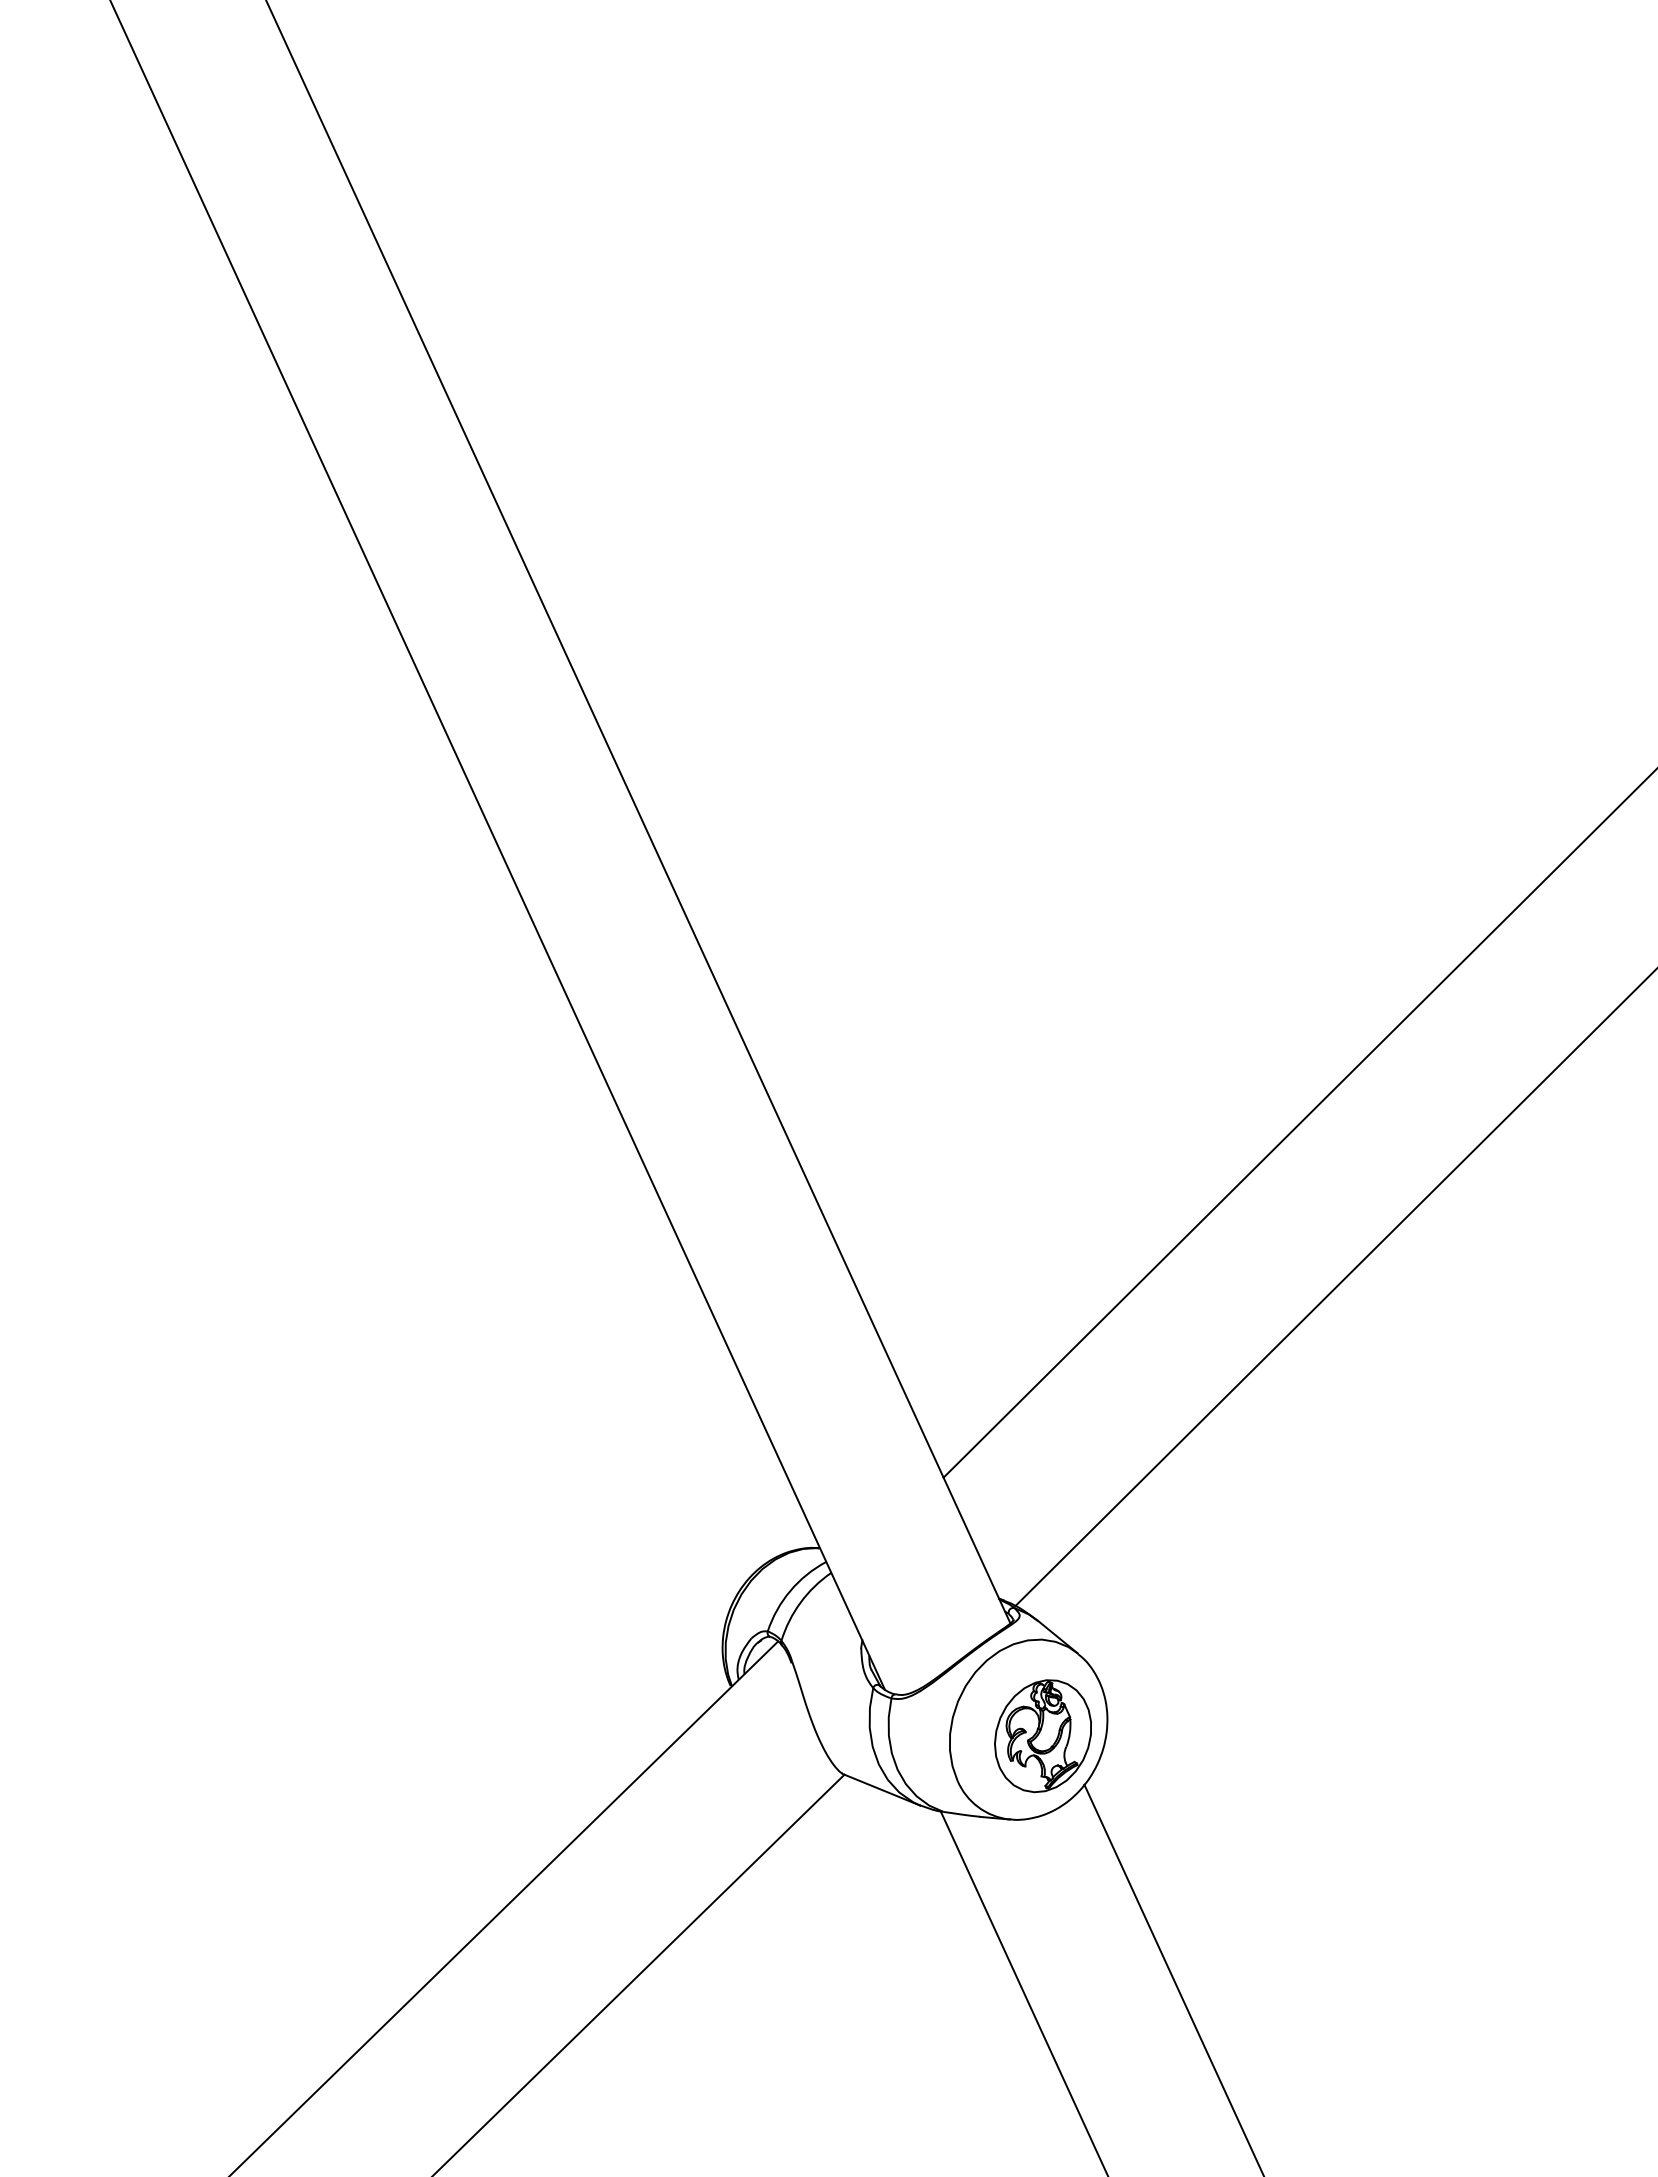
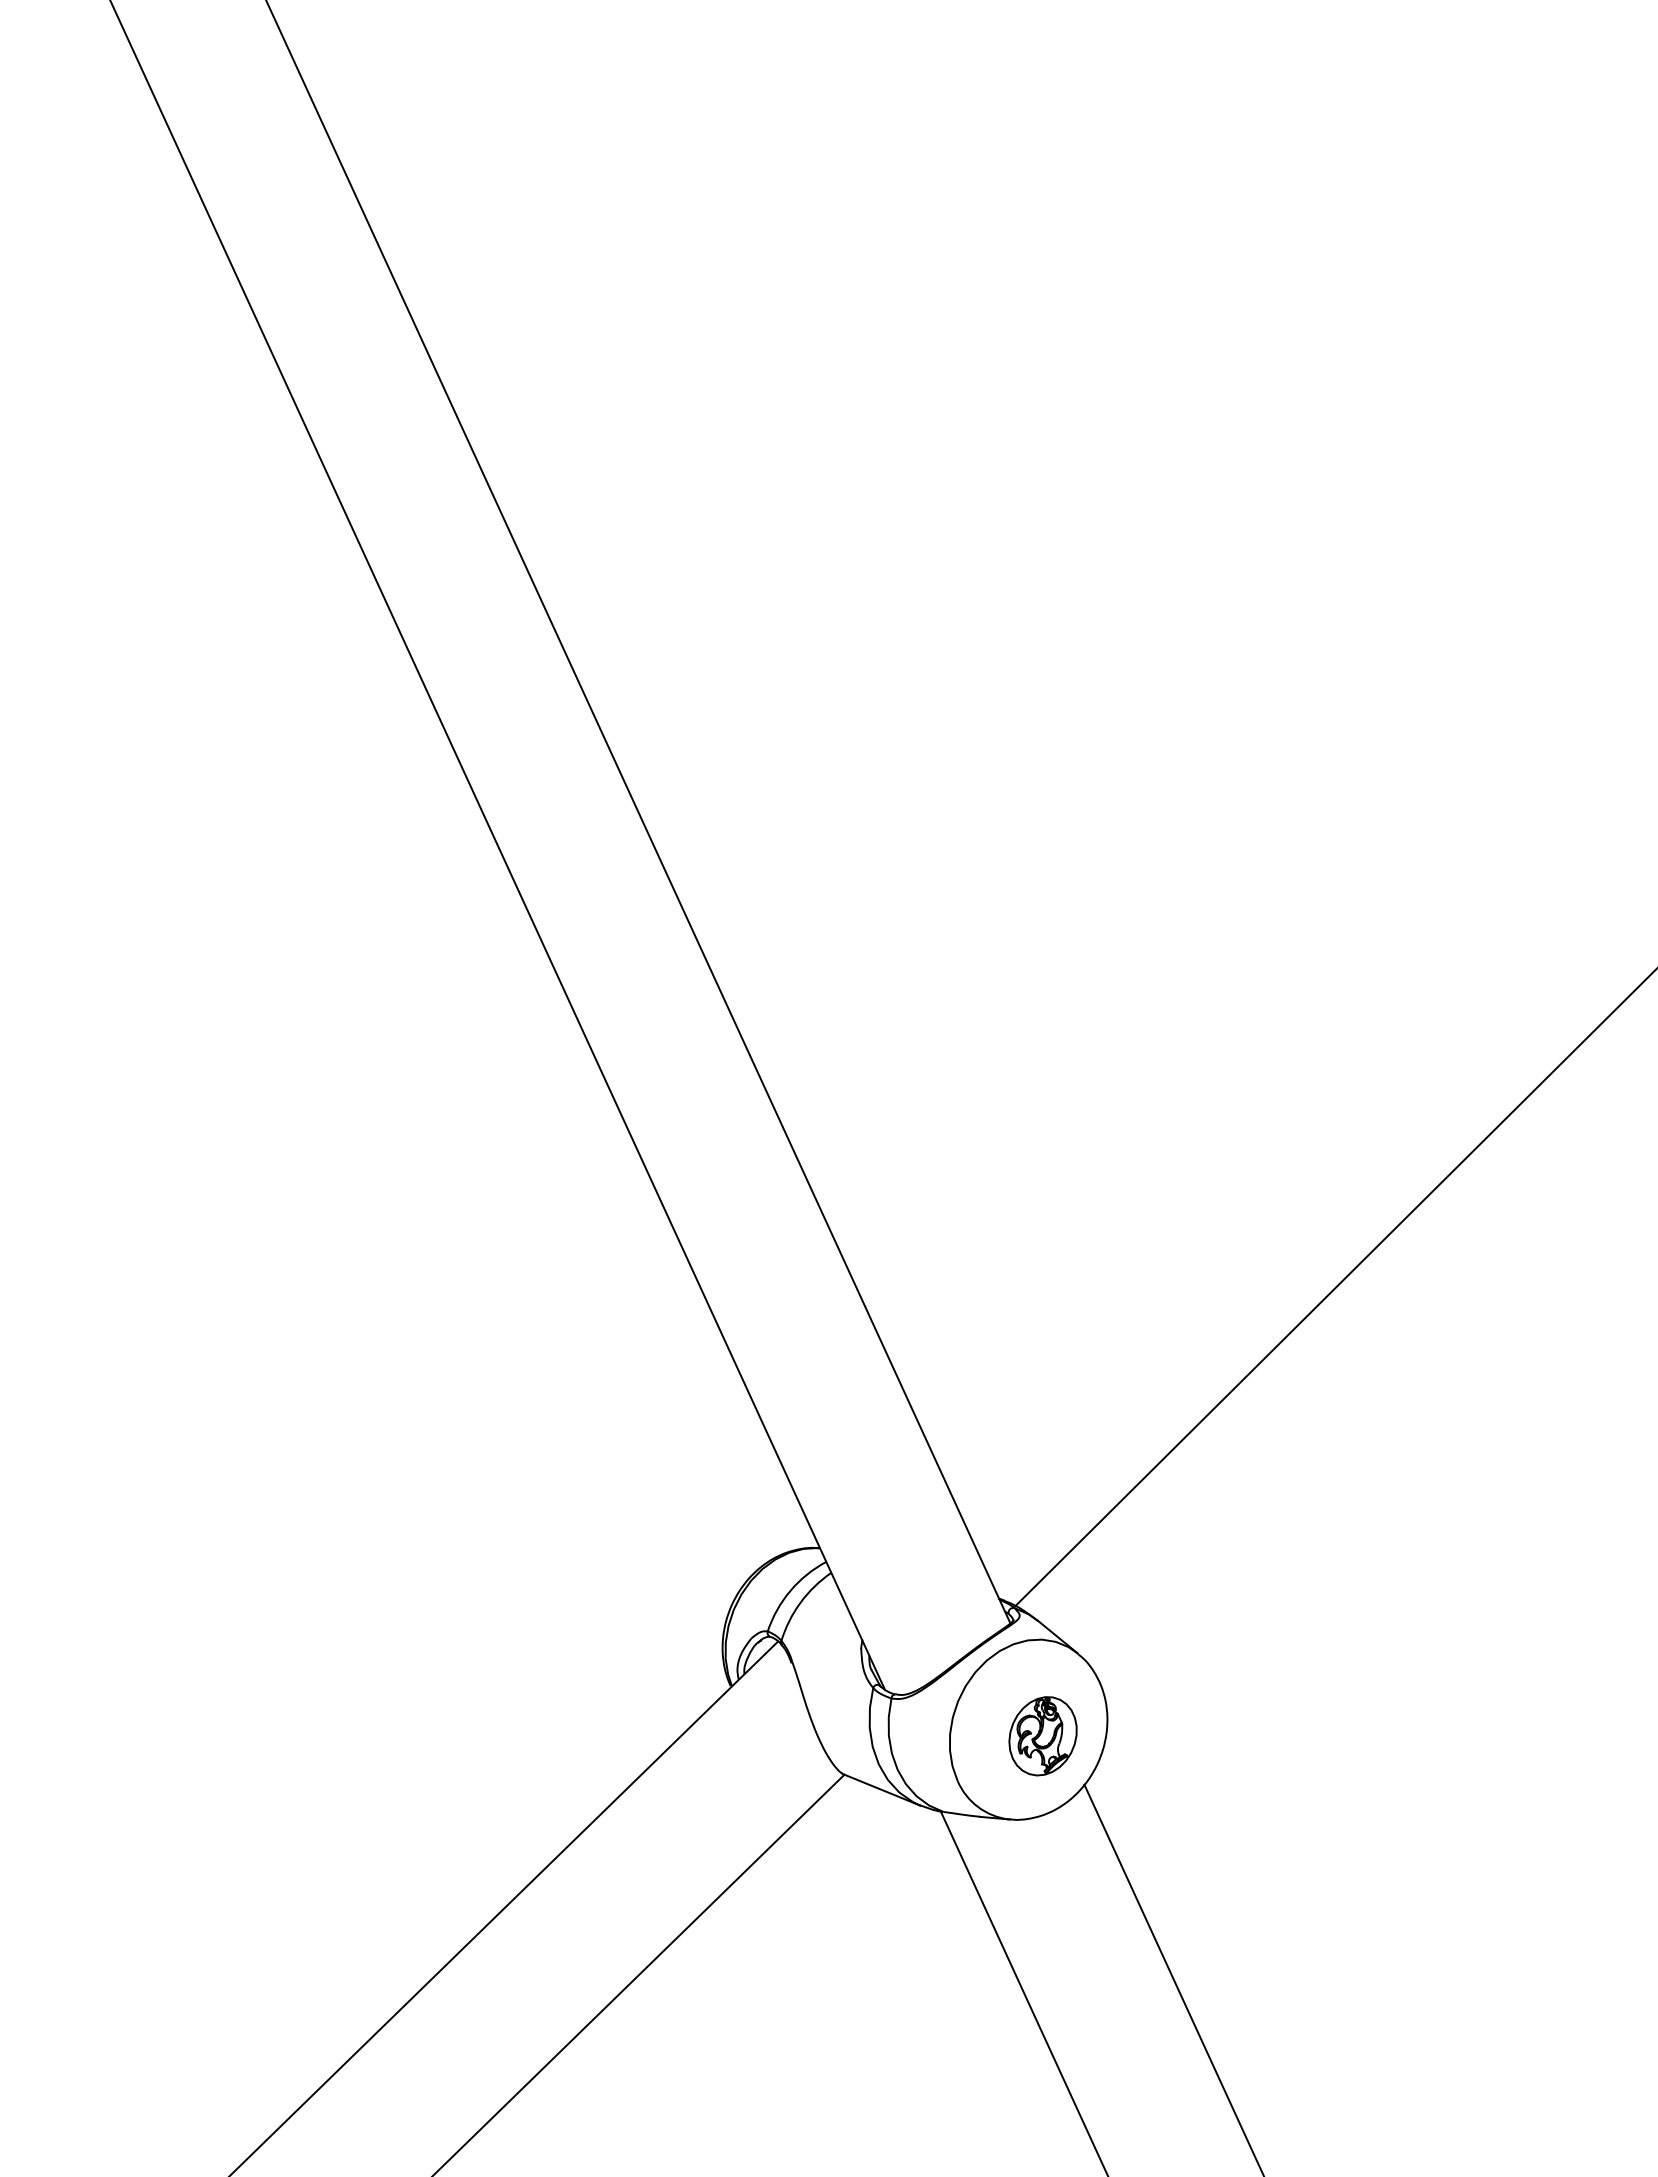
line: present -> none (1298, 1124)
part size: 98x115 px -> 70x81 px (1042, 1736)
